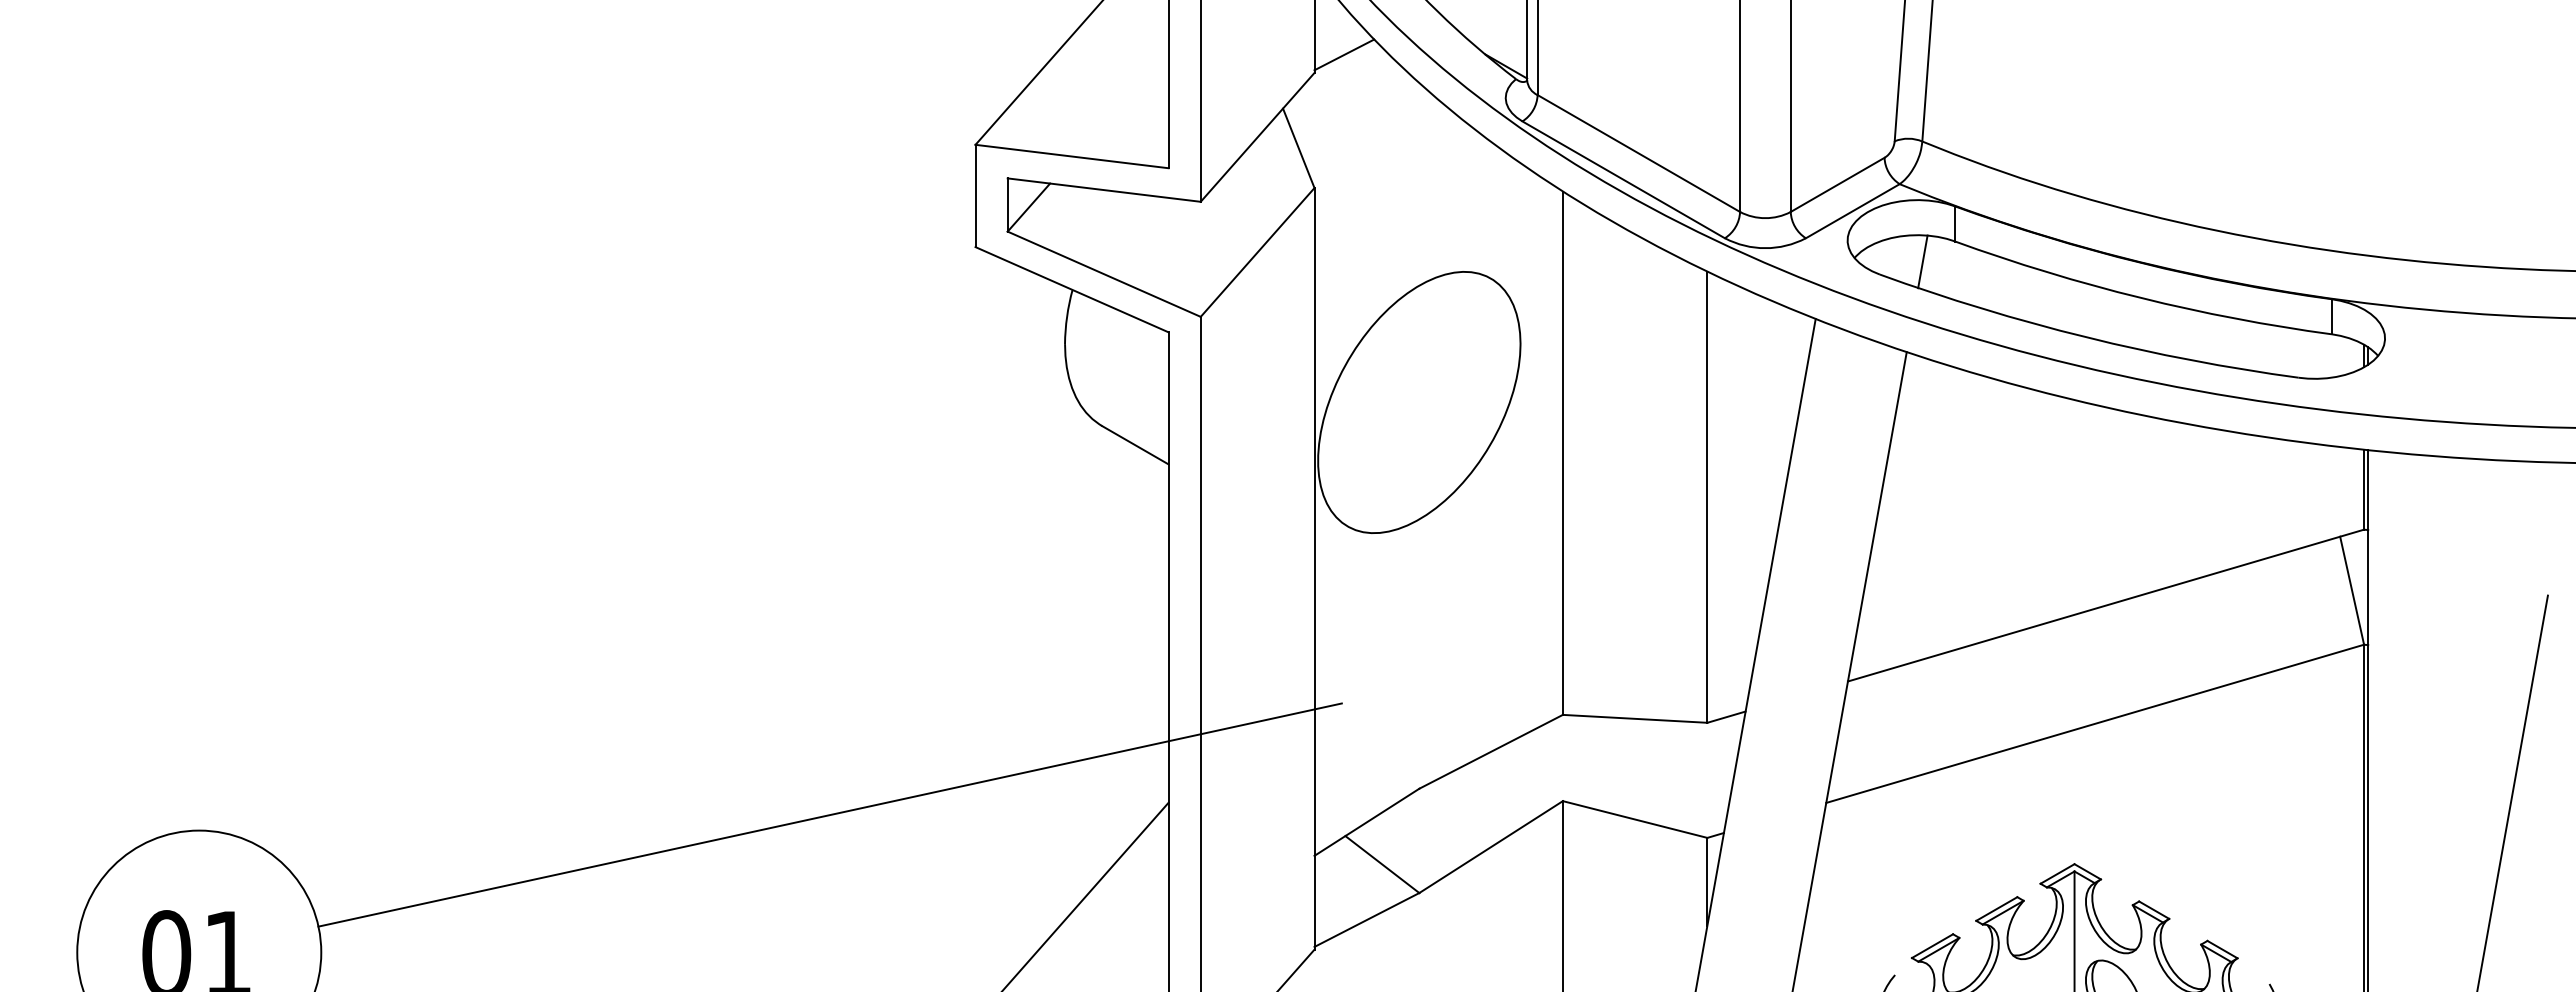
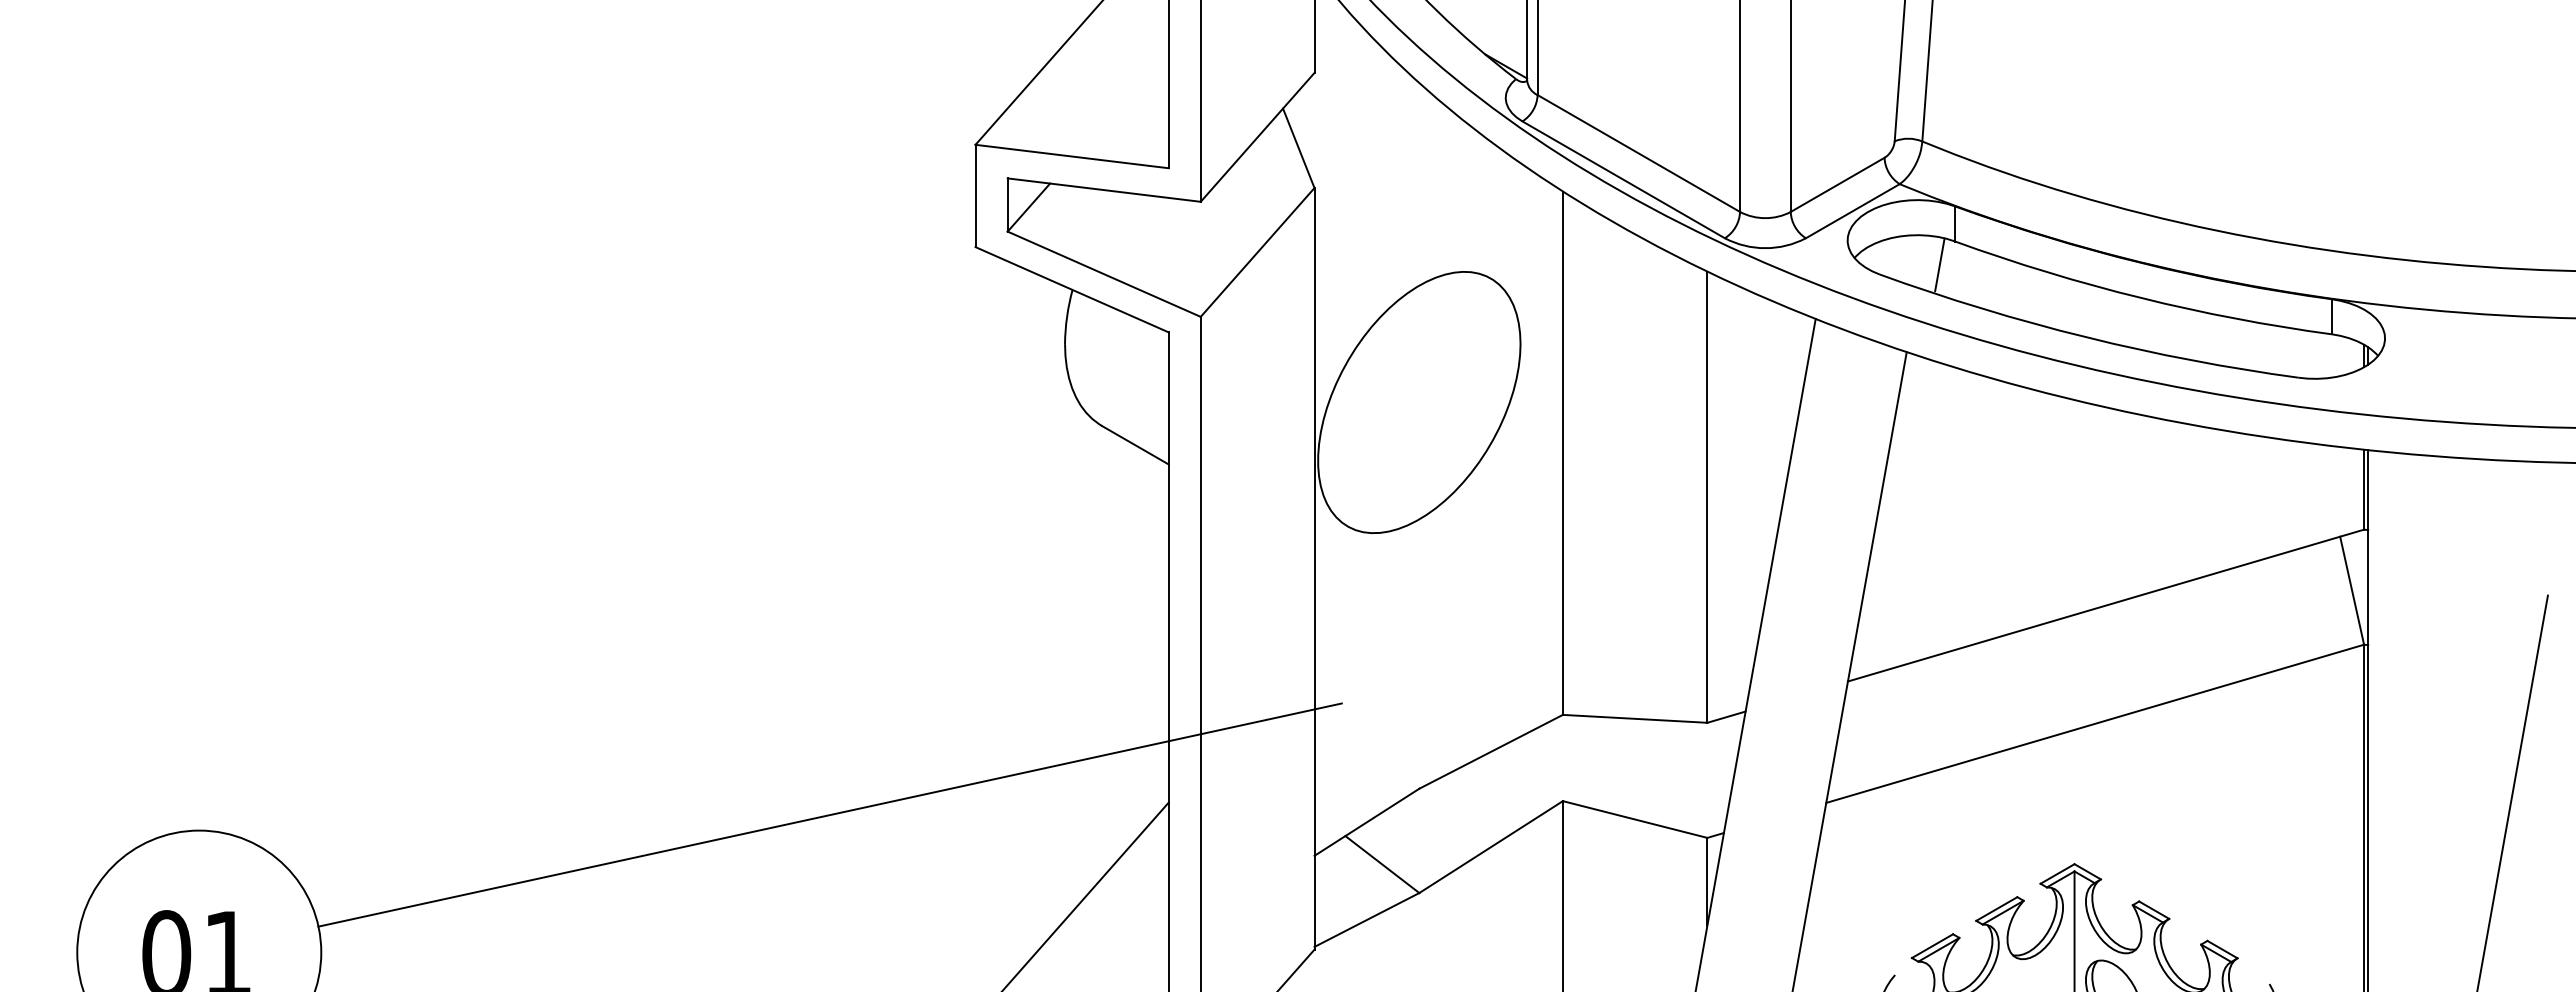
line: present -> none (1344, 54)
line position: (1922, 261) -> (1939, 264) (1939, 264)
